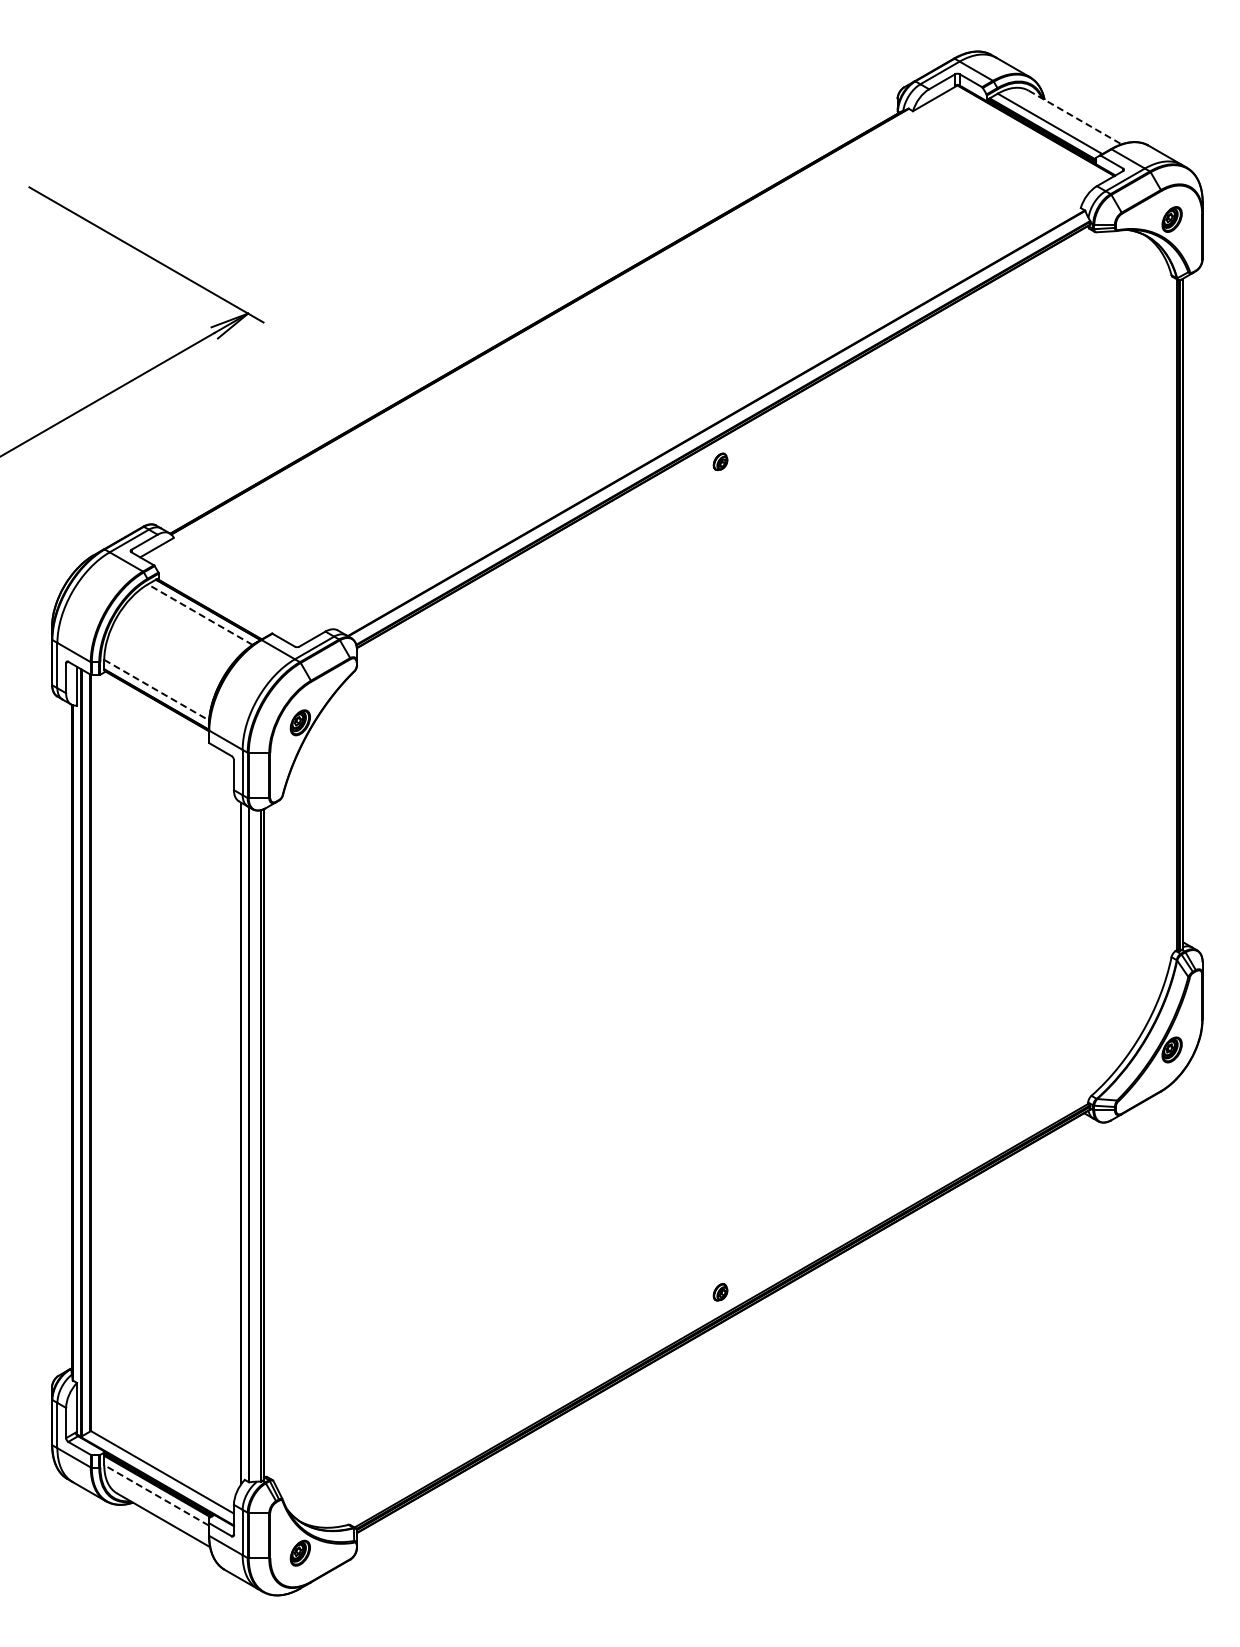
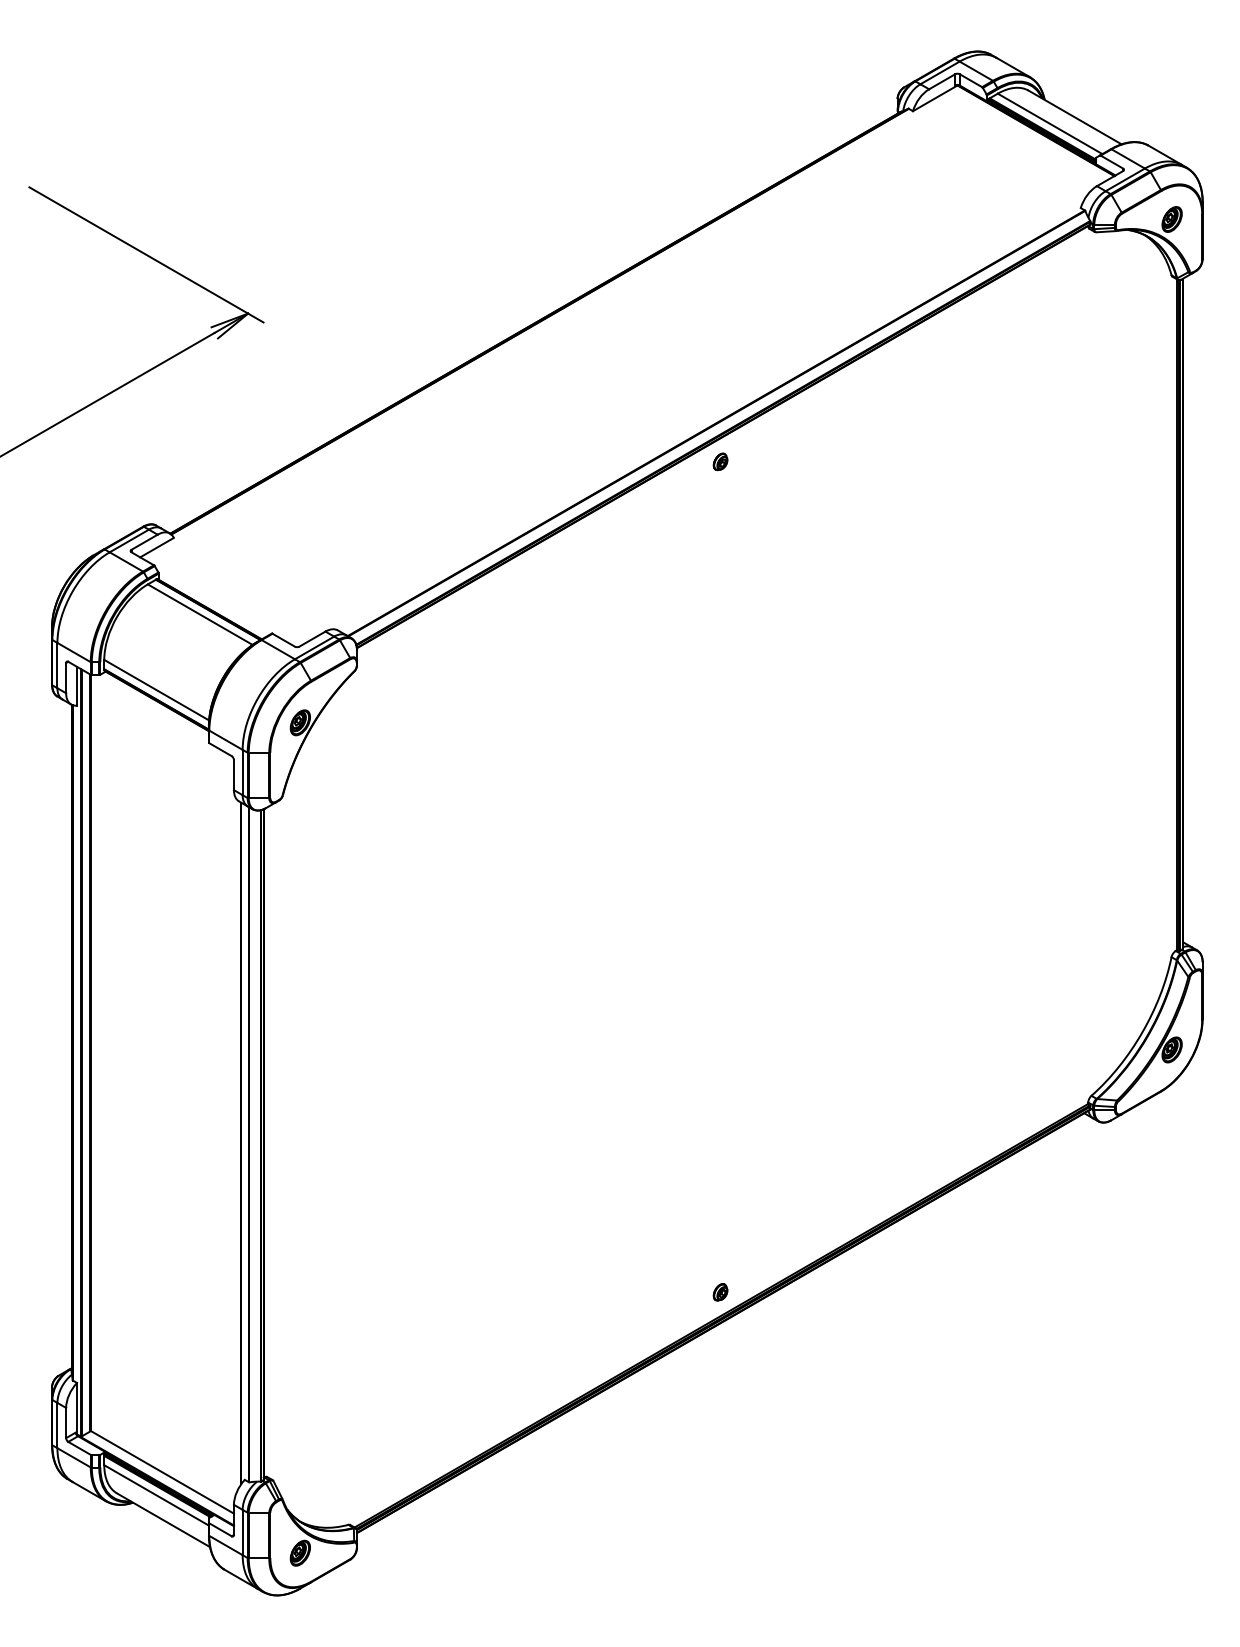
line: dashed -> solid (1075, 117)
line: dashed -> solid (200, 614)
line: dashed -> solid (156, 690)
line: dashed -> solid (156, 1495)
